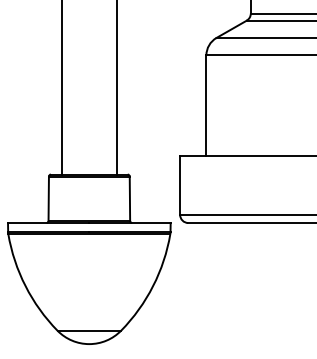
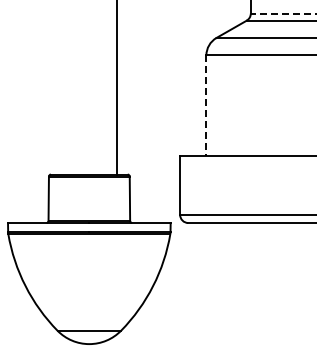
line: solid -> dashed (283, 13)
line: present -> none (62, 88)
line: solid -> dashed (206, 106)
